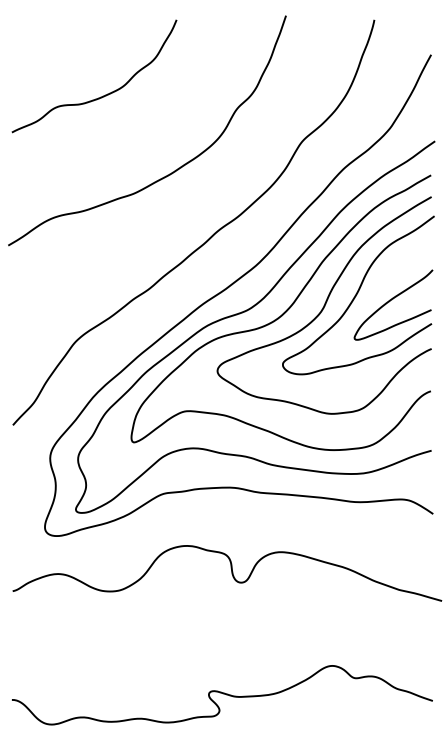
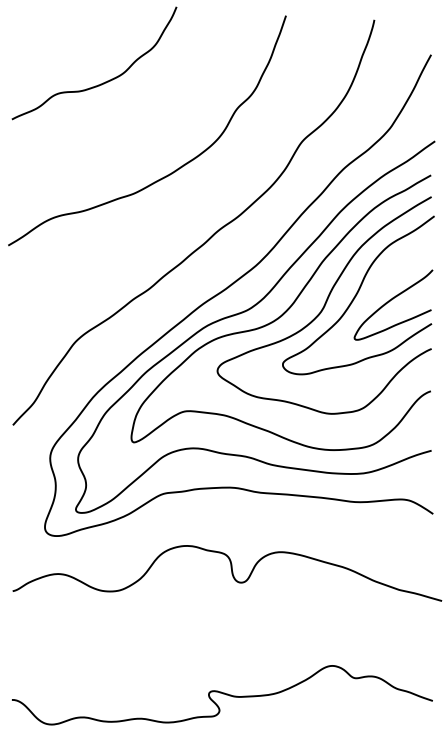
curve position: (100, 96) -> (100, 83) (100, 83)
